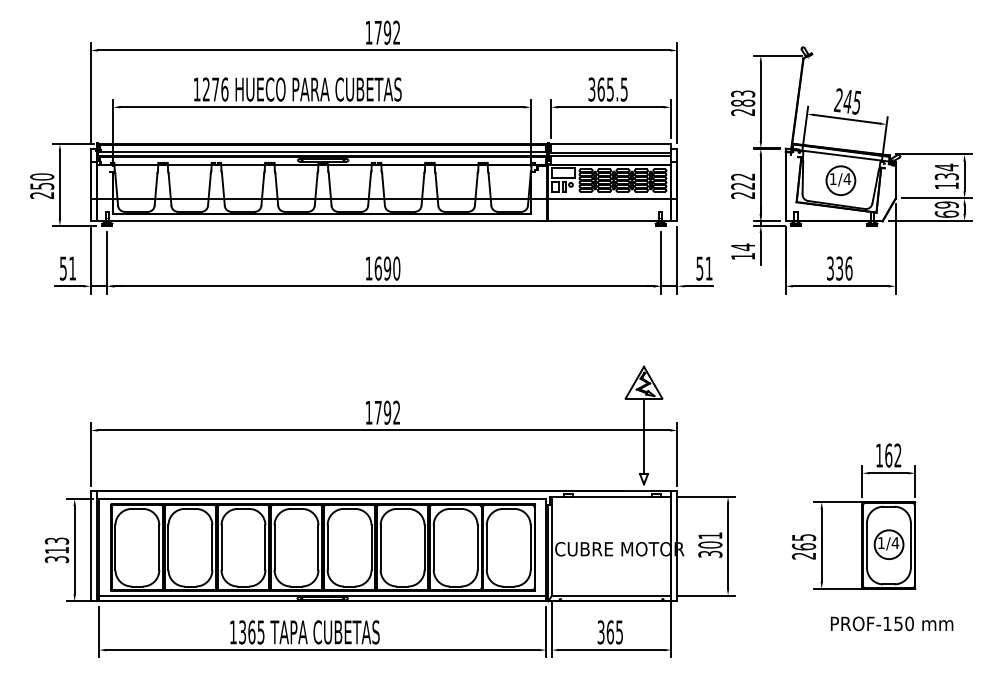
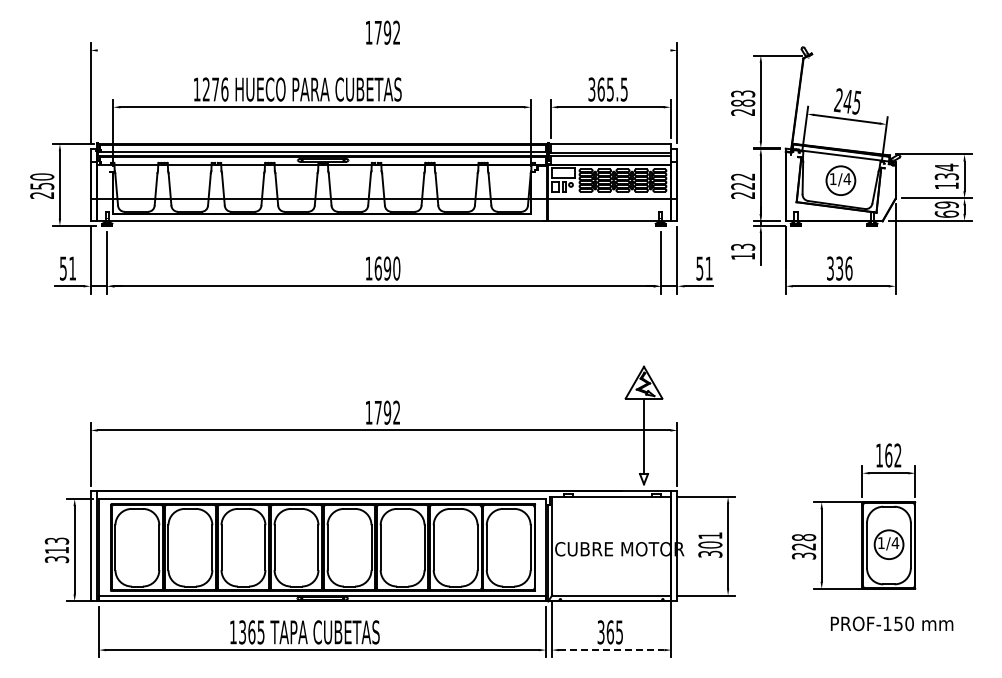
line: present -> none (383, 50)
text: 14 -> 13 (743, 247)
text: 265 -> 328 (803, 546)
line: solid -> dashed (611, 650)
